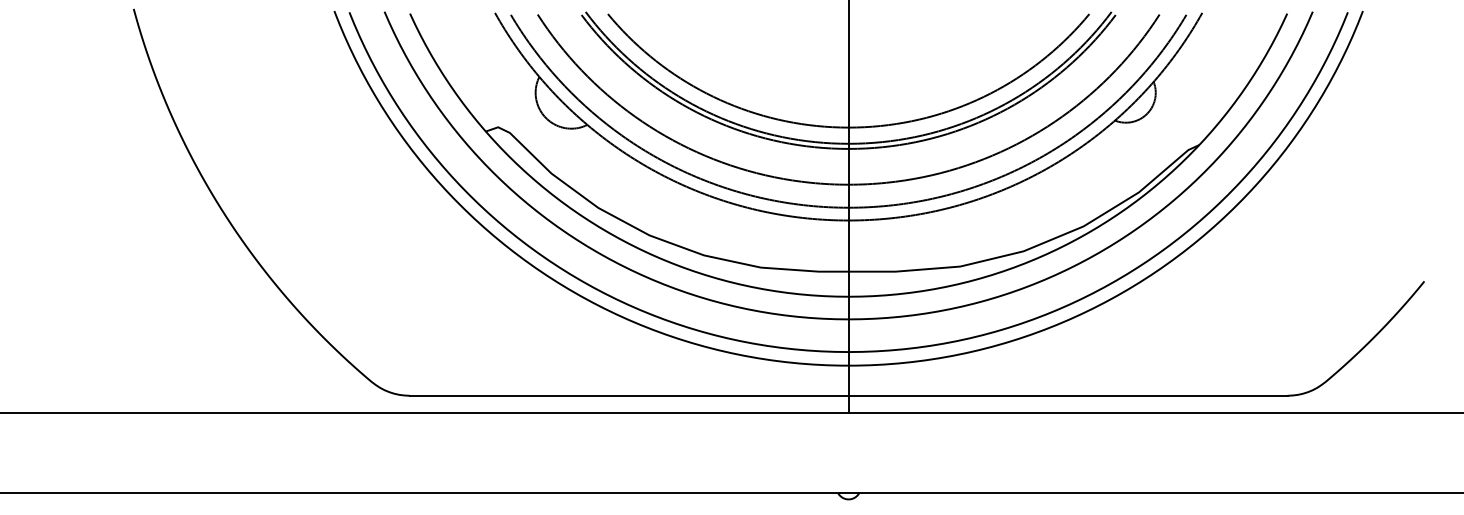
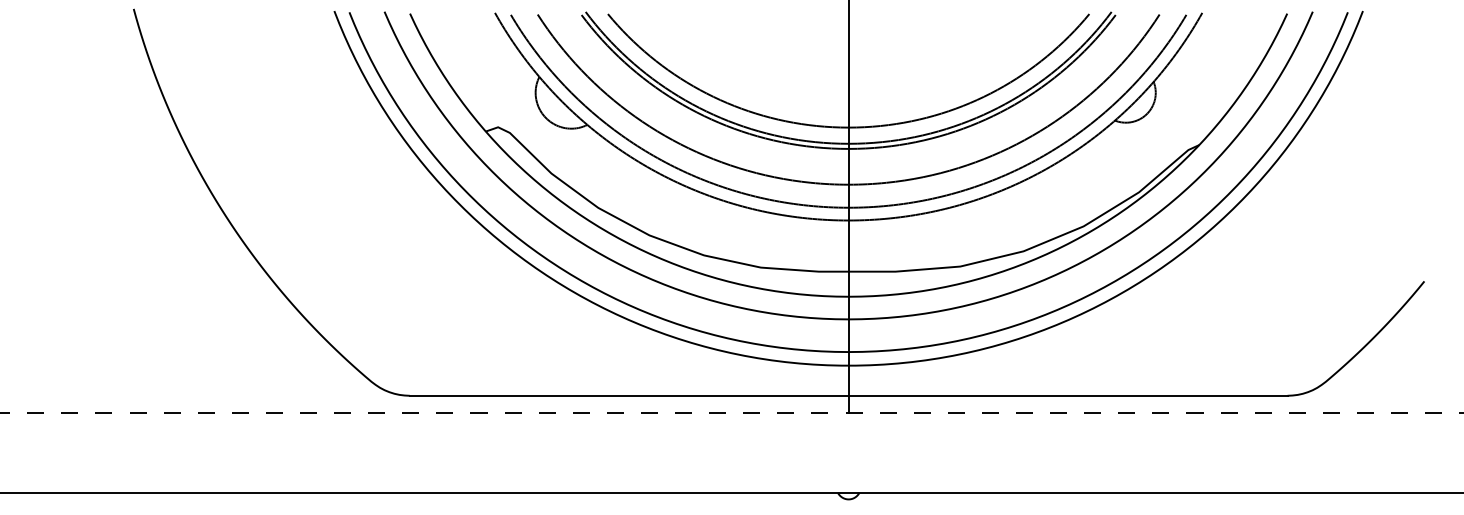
line: solid -> dashed (732, 412)
